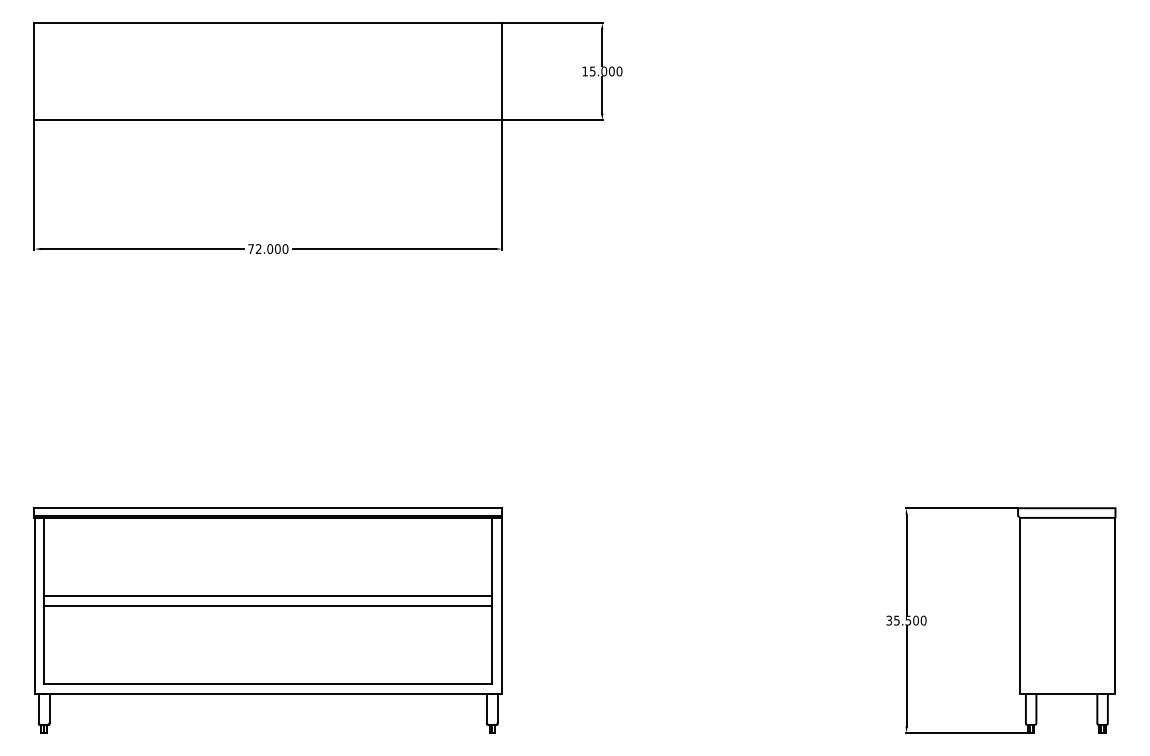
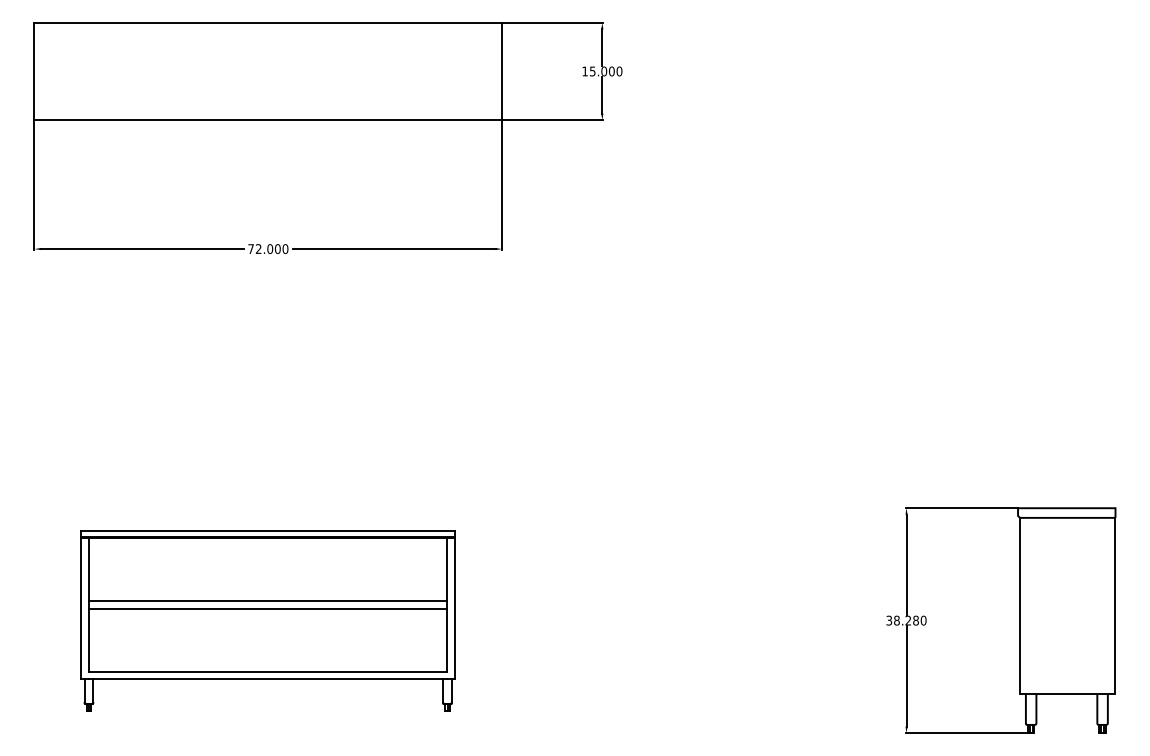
part size: 470x227 px -> 376x182 px (267, 620)
text: 35.500 -> 38.280 (906, 620)
